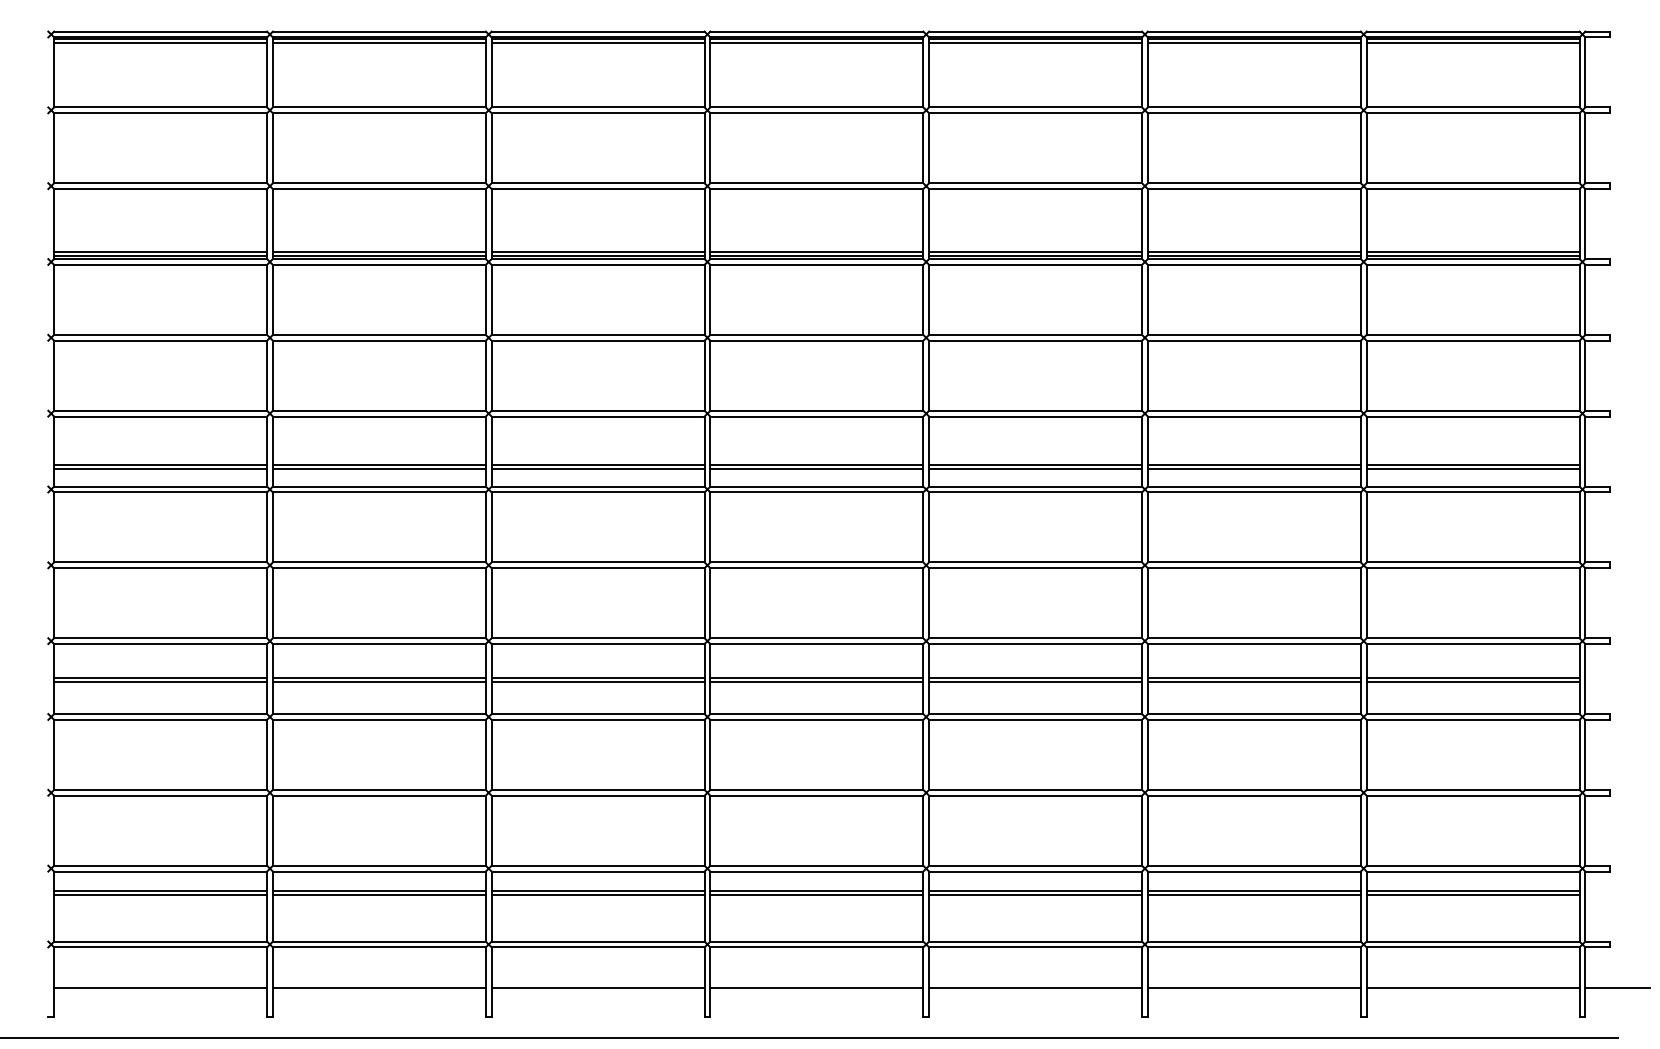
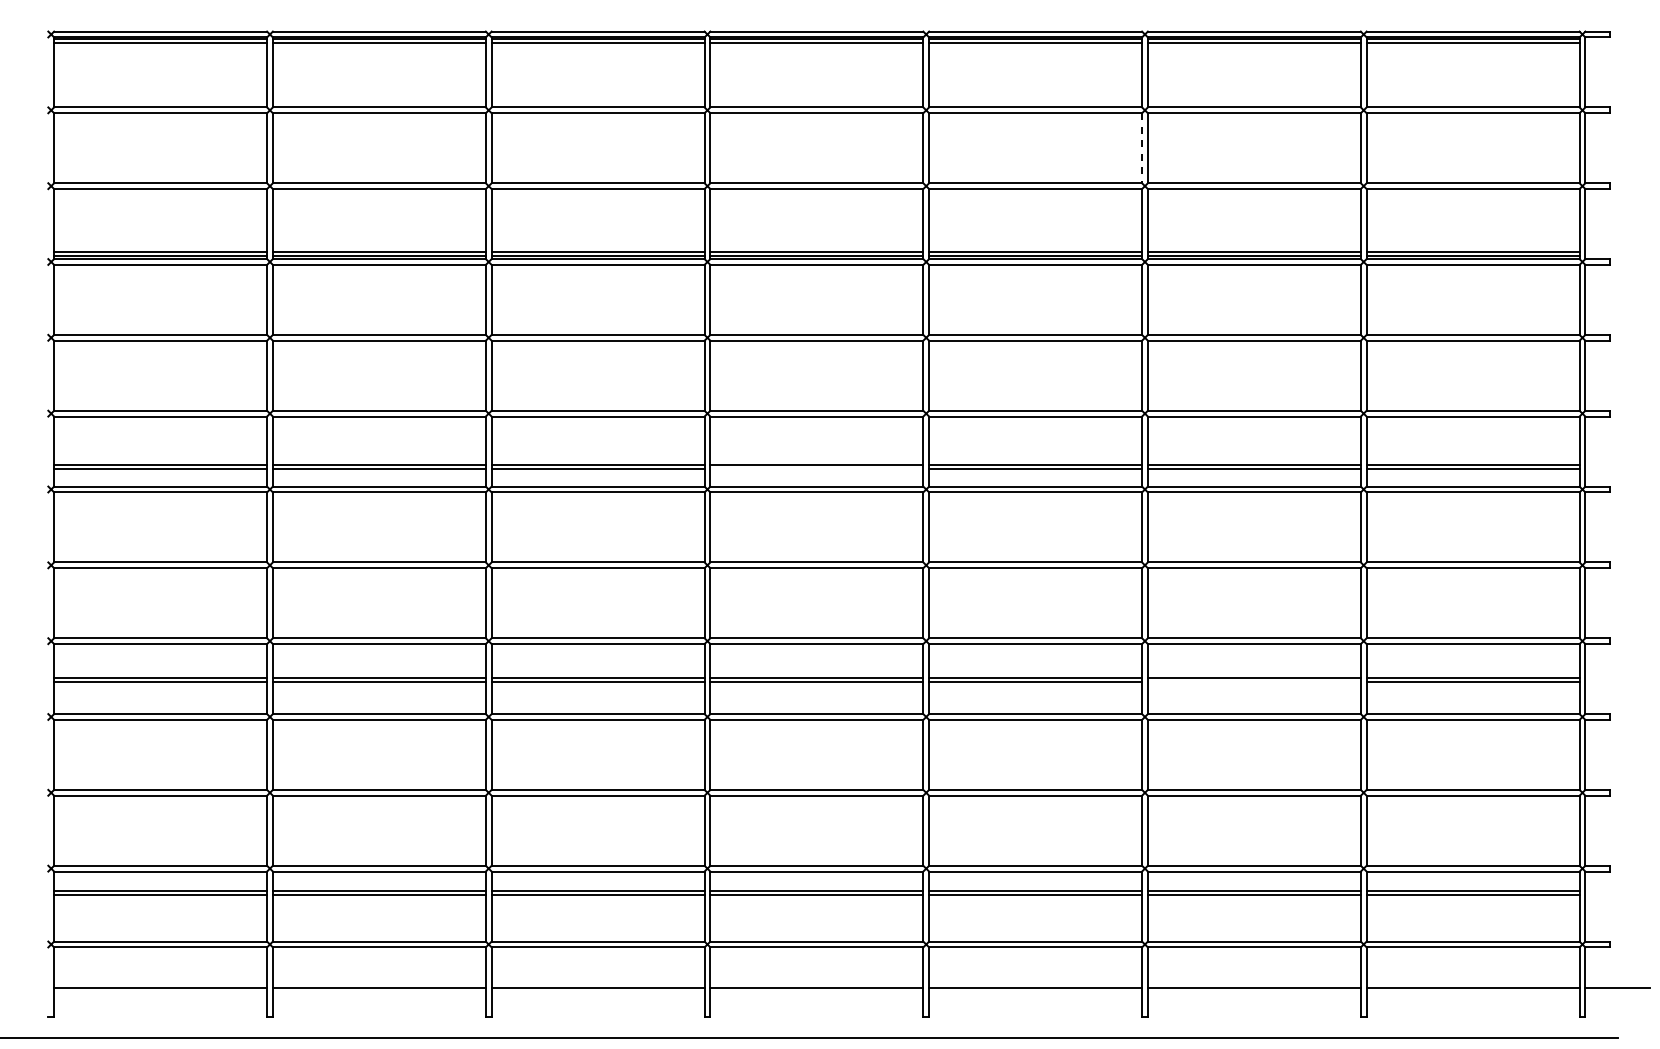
line: solid -> dashed (1142, 148)
line: present -> none (816, 469)
line: present -> none (1253, 681)
